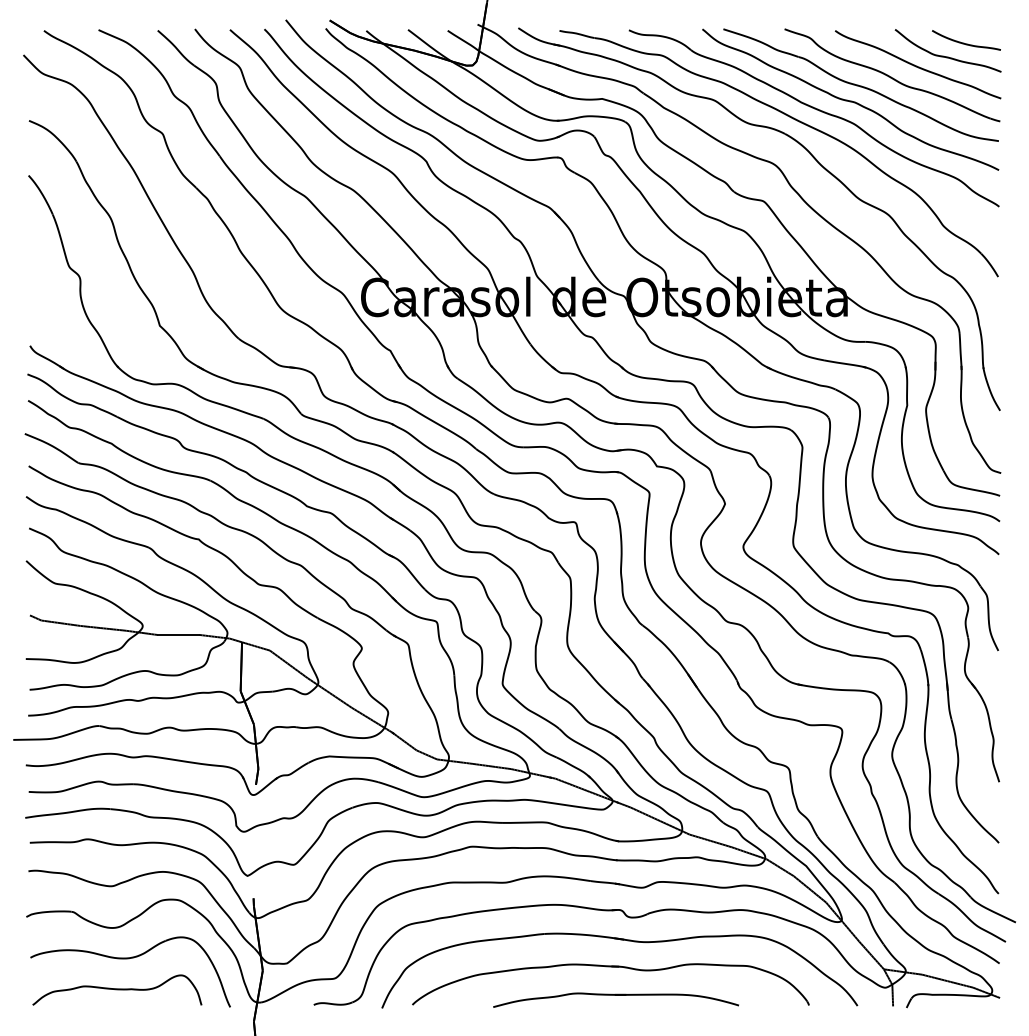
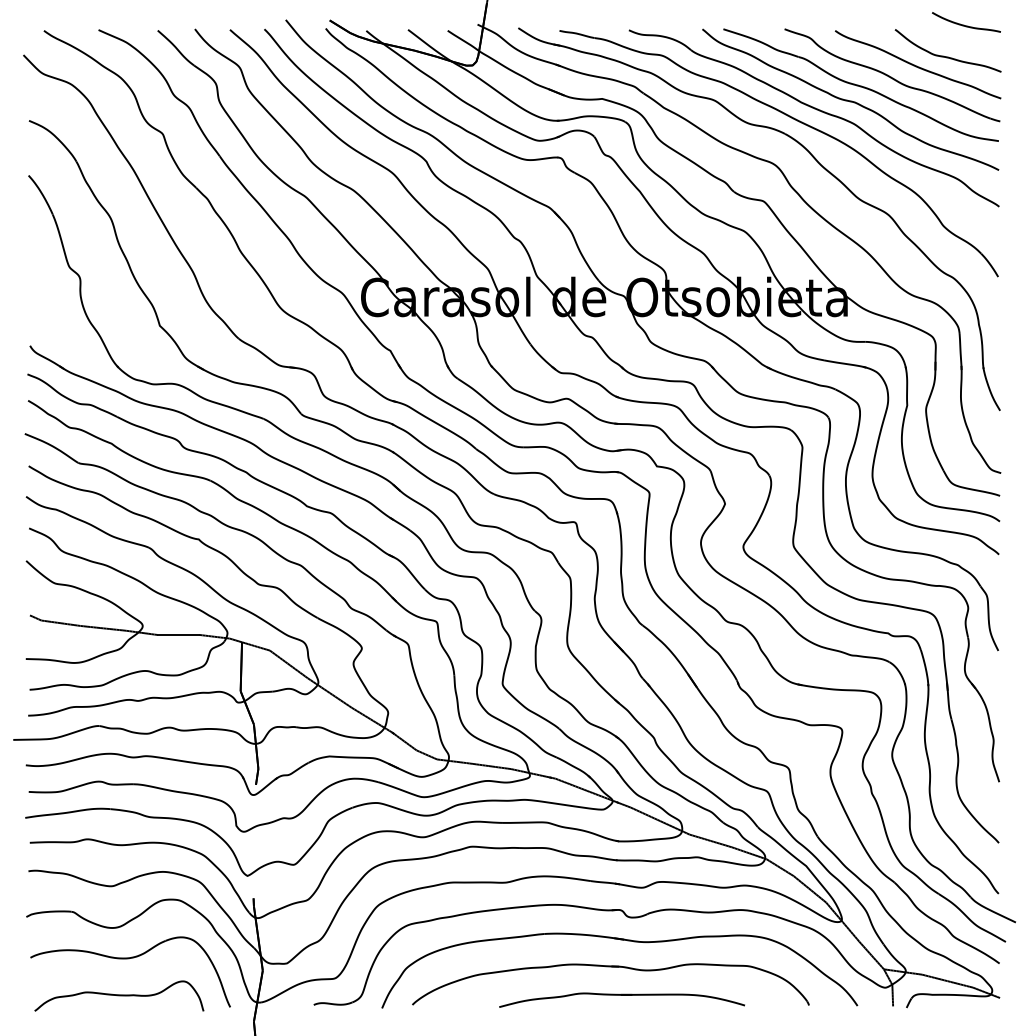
curve position: (964, 42) -> (964, 24) (964, 24)
curve position: (117, 989) -> (119, 995) (119, 995)
part position: (615, 999) -> (621, 999) (621, 999)
